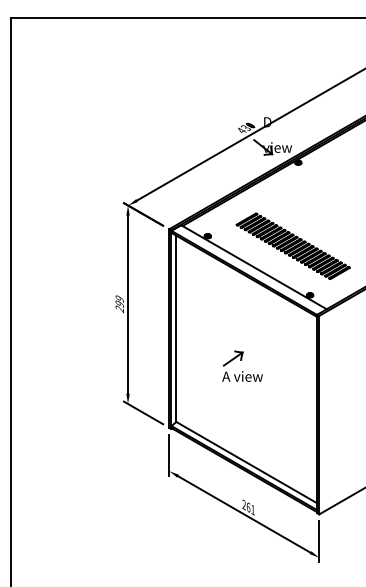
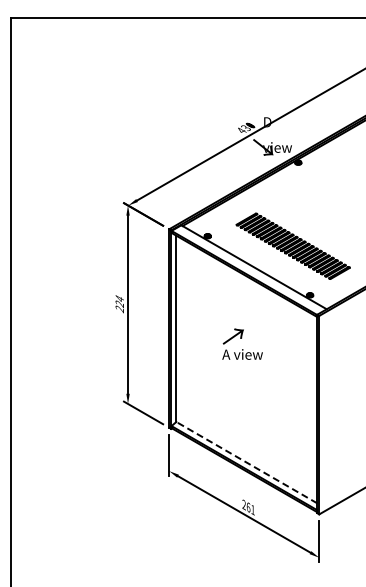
text: 299 -> 224 (119, 301)
text position: (242, 365) -> (242, 343) (242, 343)
line: solid -> dashed (246, 462)
